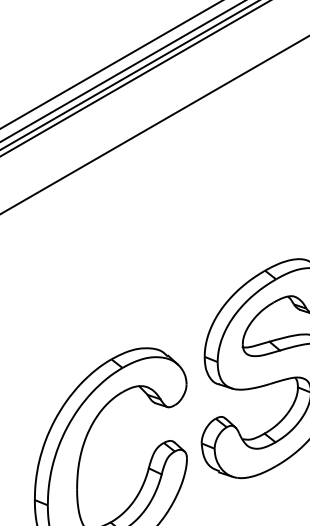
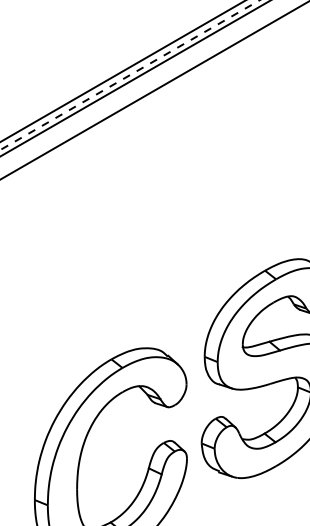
line: present -> none (110, 64)
line: solid -> dashed (130, 74)
line position: (154, 125) -> (154, 90) (154, 90)
